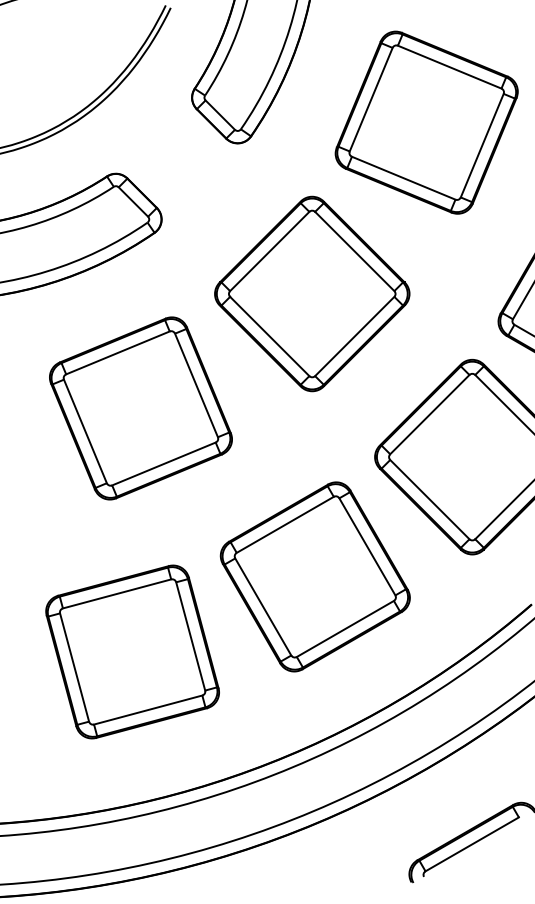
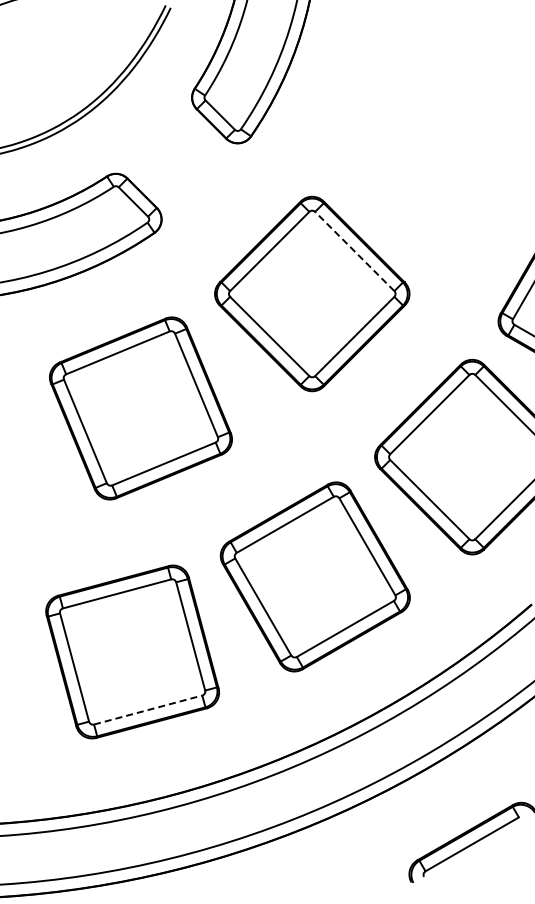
part: present -> none (426, 122)
line: solid -> dashed (354, 251)
line: solid -> dashed (148, 709)
